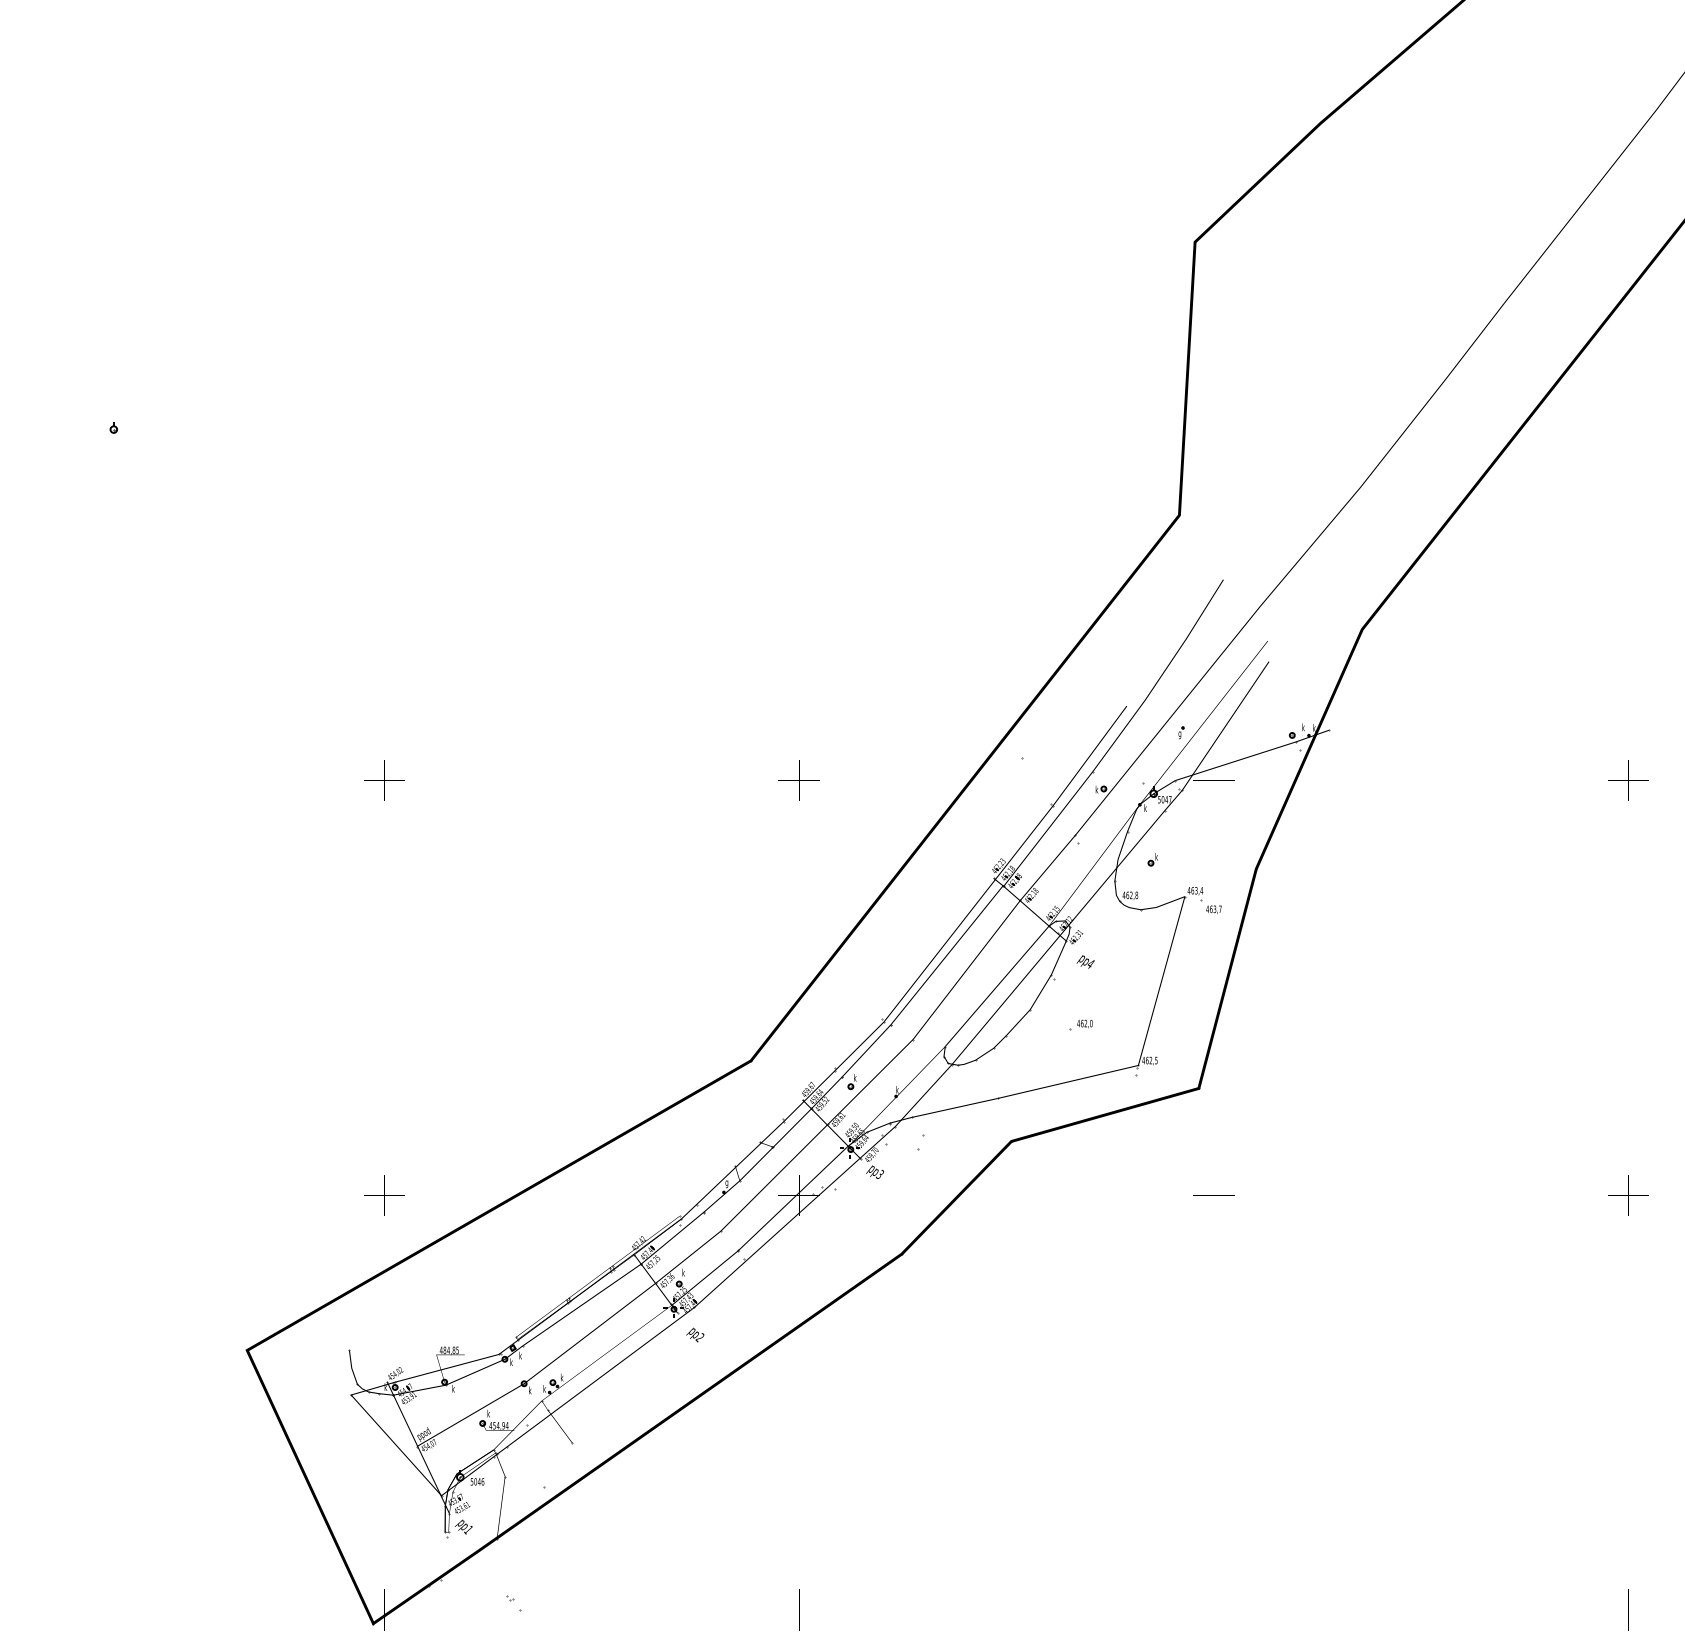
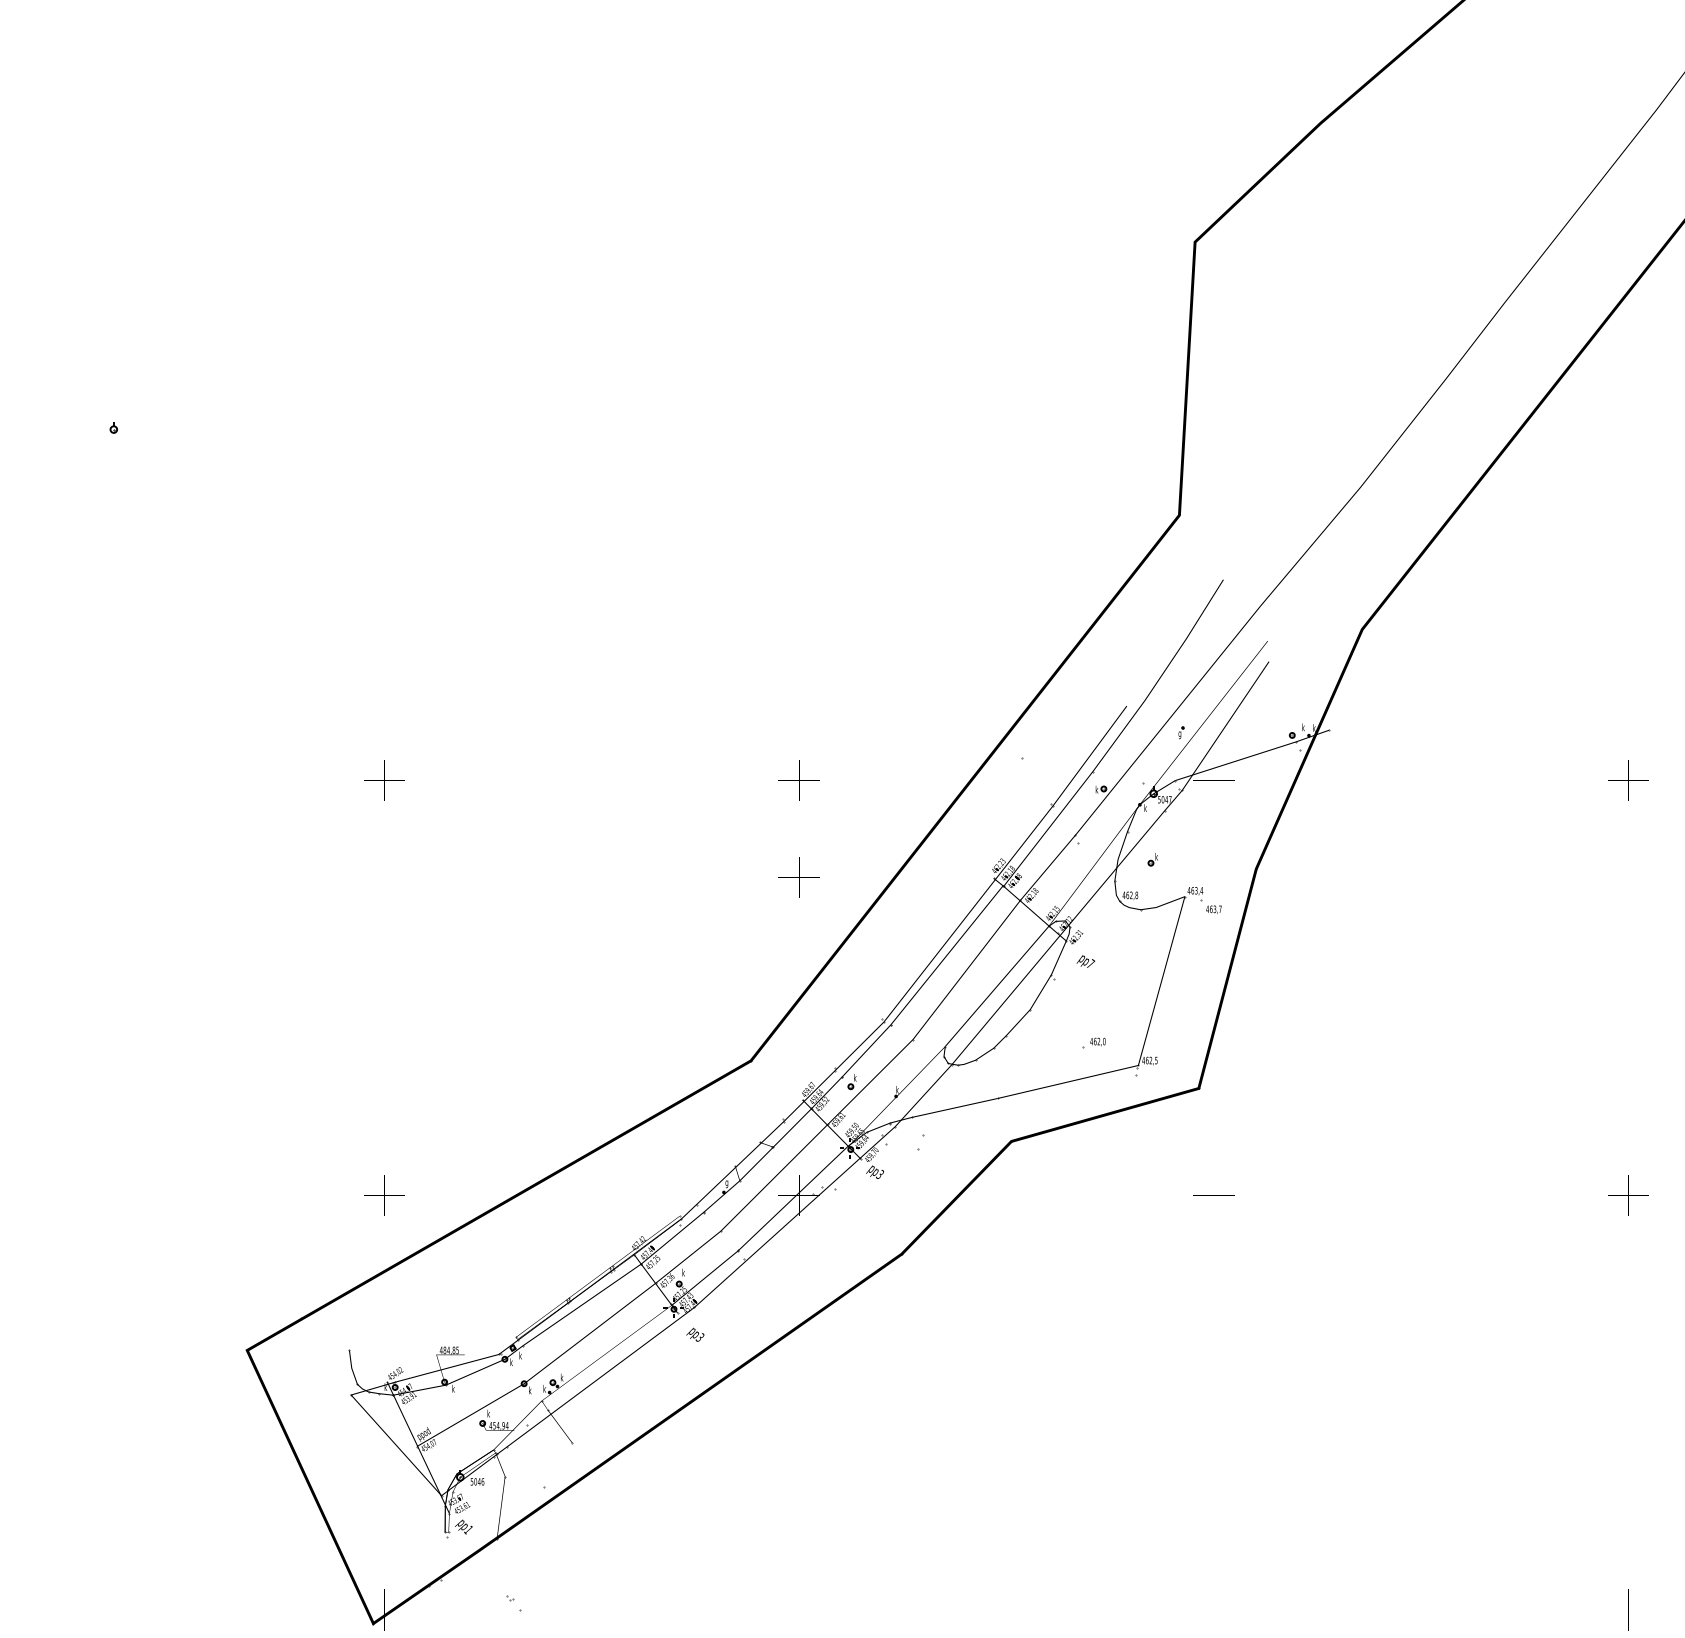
part: none -> present (798, 877)
text: pp4 -> pp7 (1091, 963)
part position: (1080, 1024) -> (1093, 1042) (1093, 1042)
text: pp2 -> pp3 (700, 1337)
line: present -> none (799, 1609)
